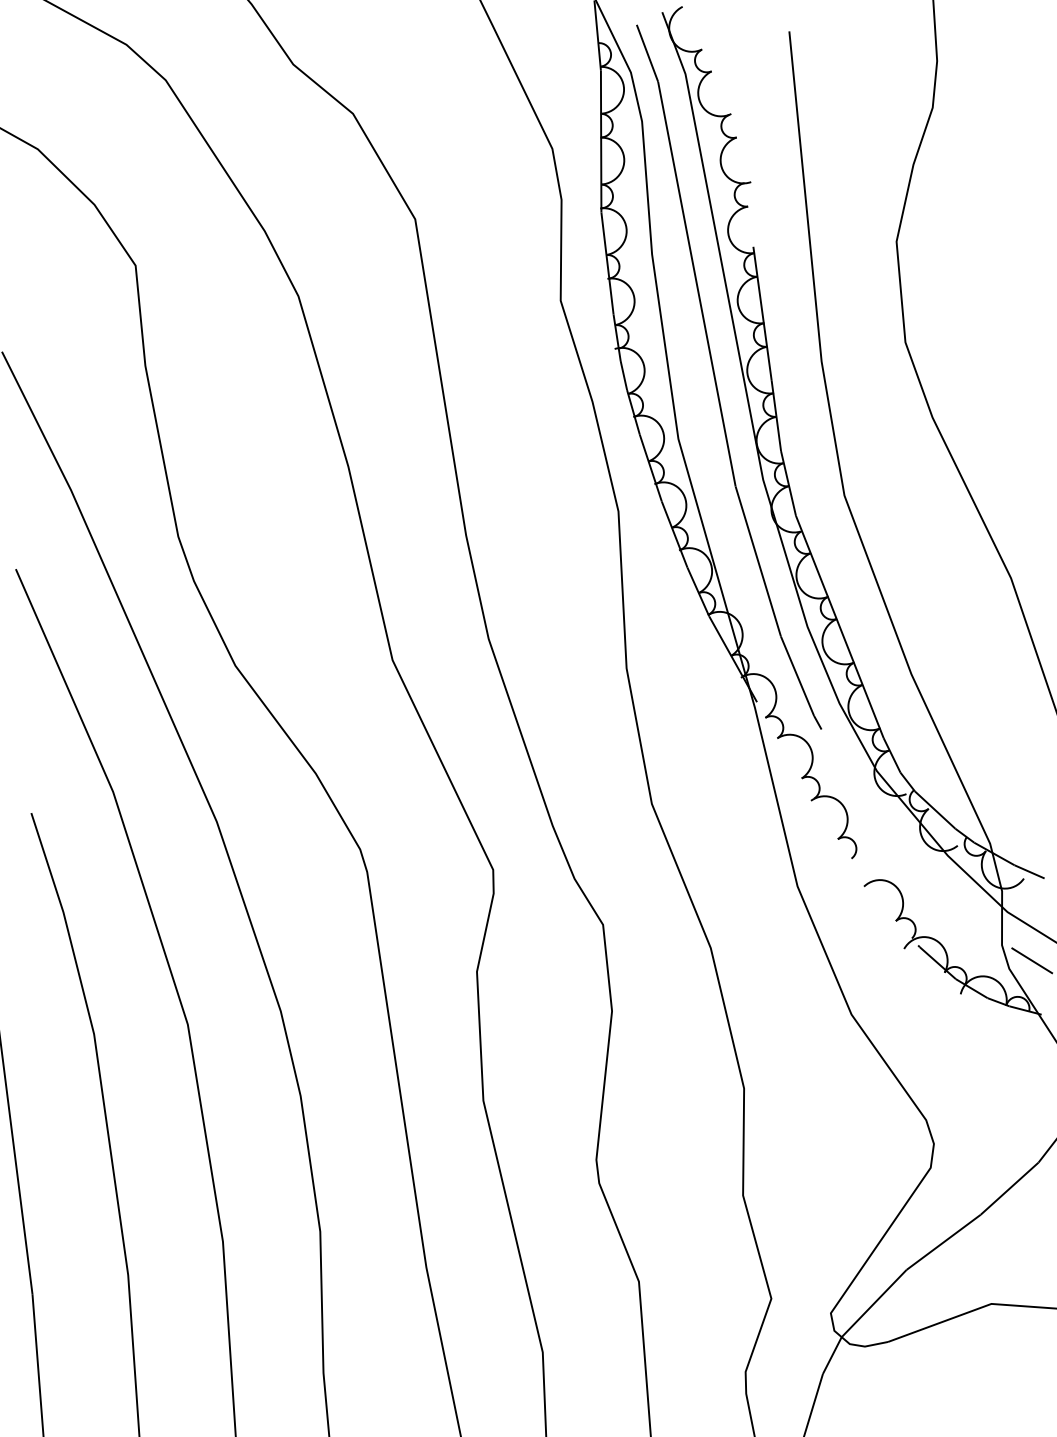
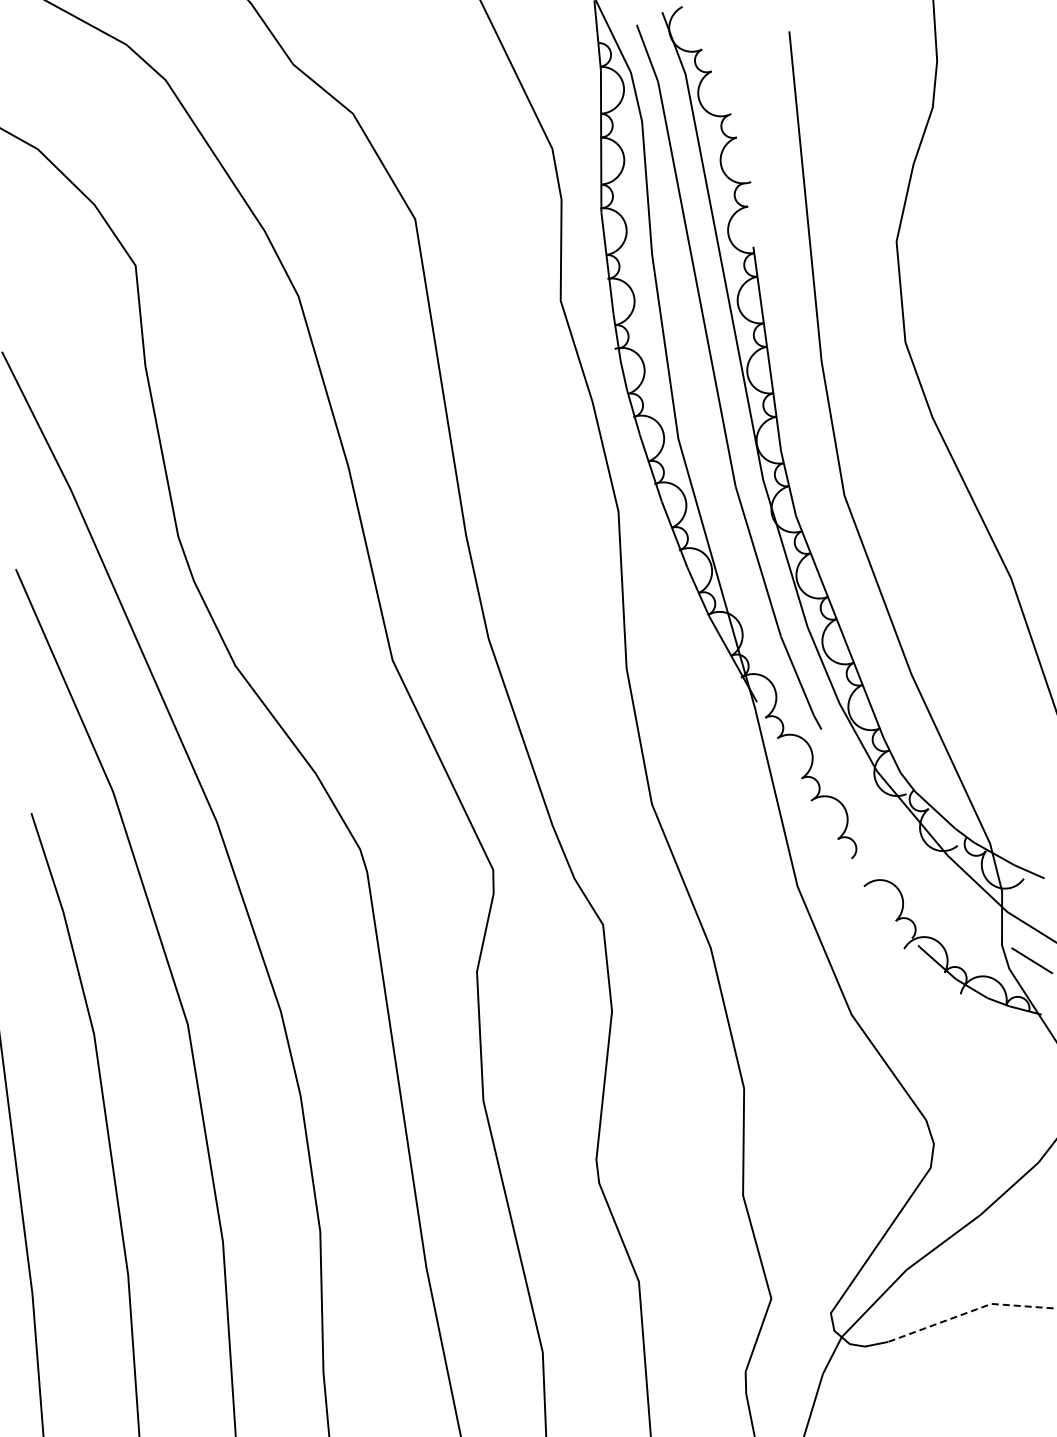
line: solid -> dashed (970, 1311)
